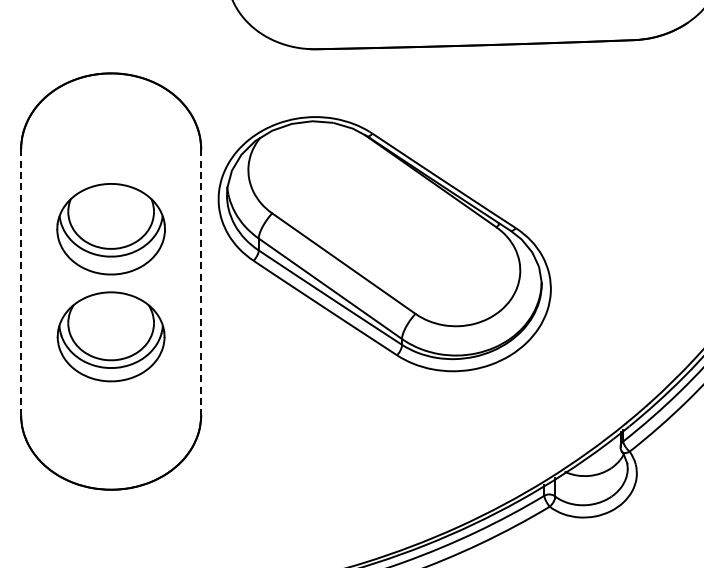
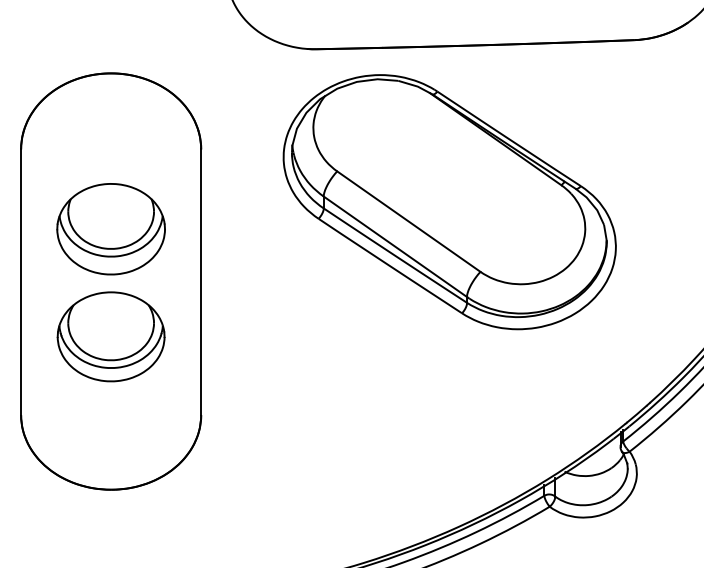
part position: (384, 244) -> (449, 202) (449, 202)
line: dashed -> solid (21, 282)
line: dashed -> solid (201, 282)
